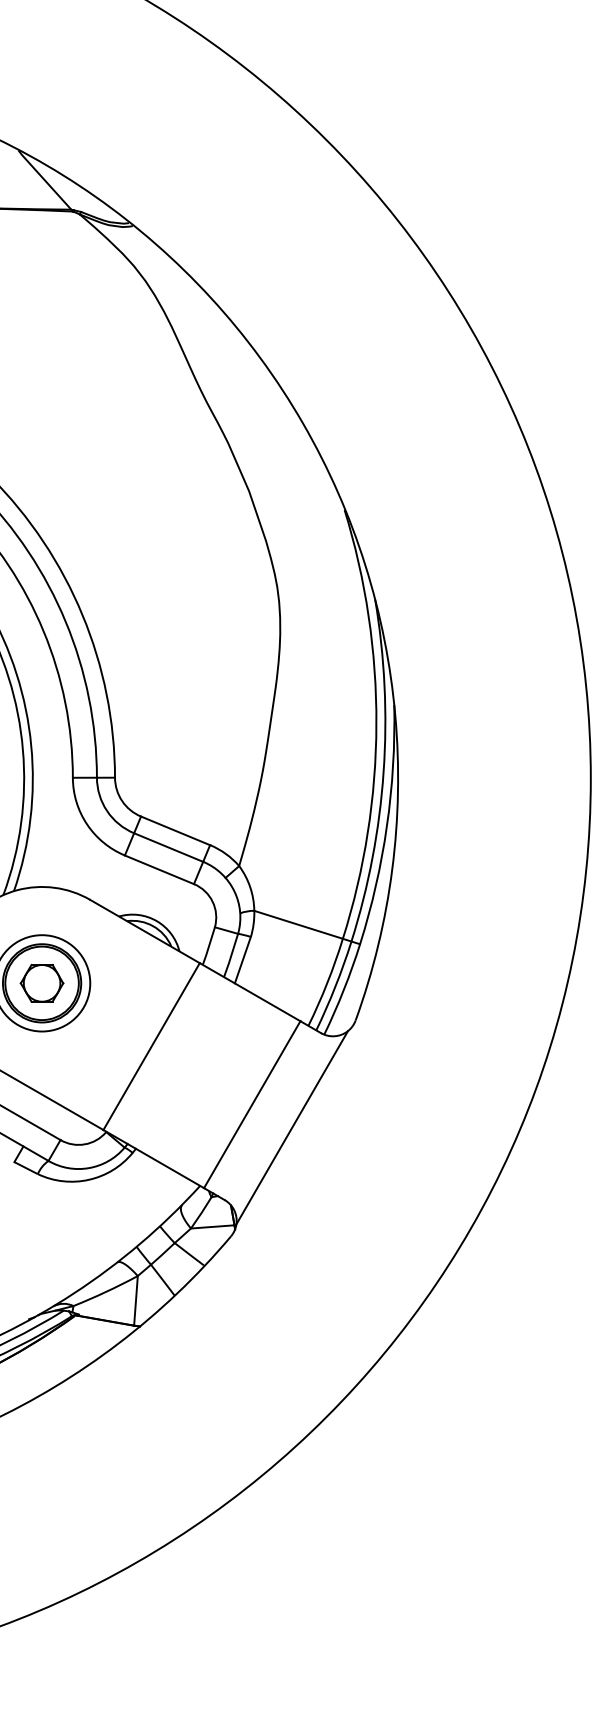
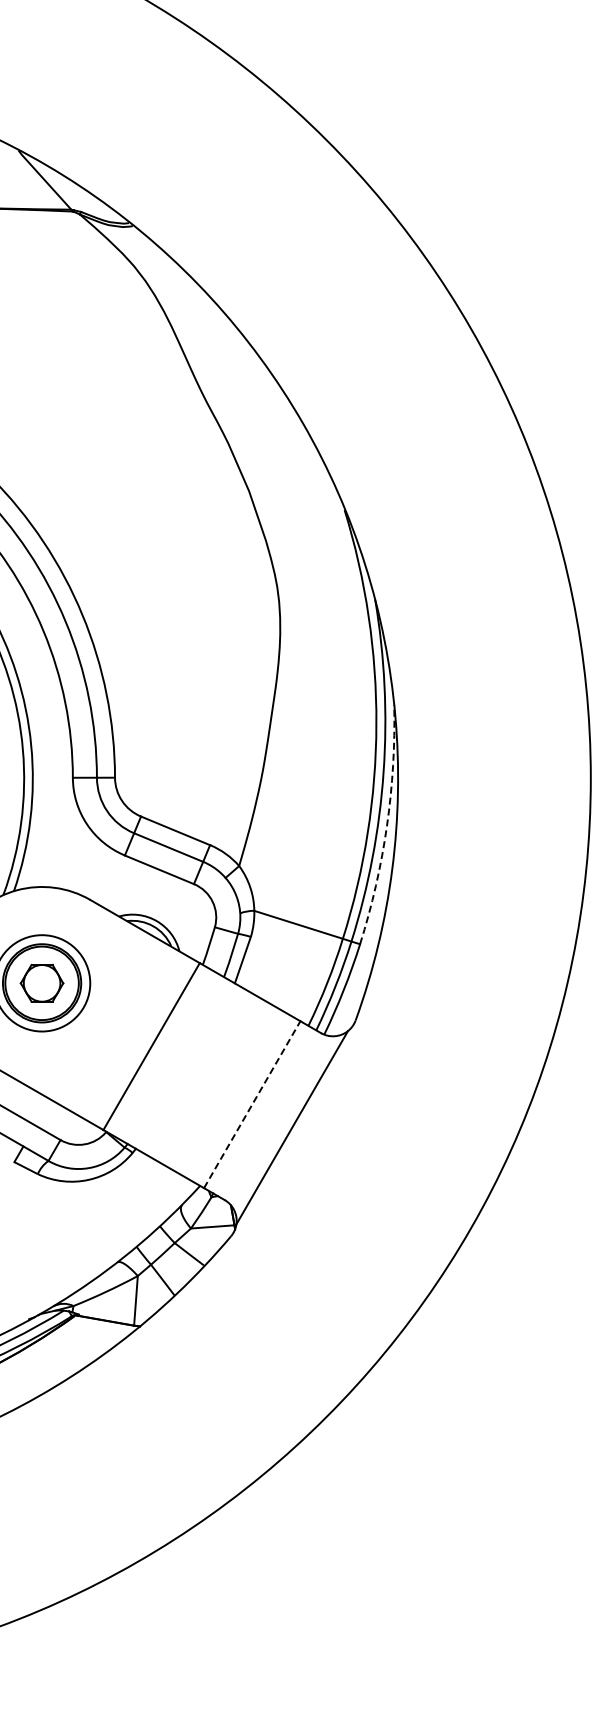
arc: solid -> dashed (387, 825)
line: solid -> dashed (252, 1104)
